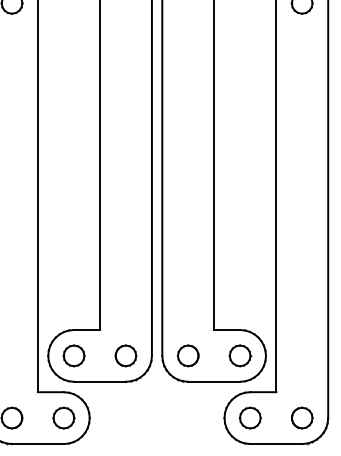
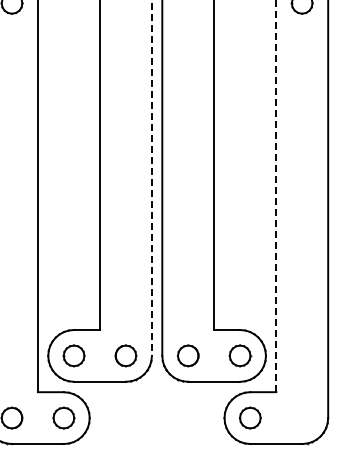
line: solid -> dashed (151, 178)
line: solid -> dashed (276, 196)
part: present -> none (302, 417)
